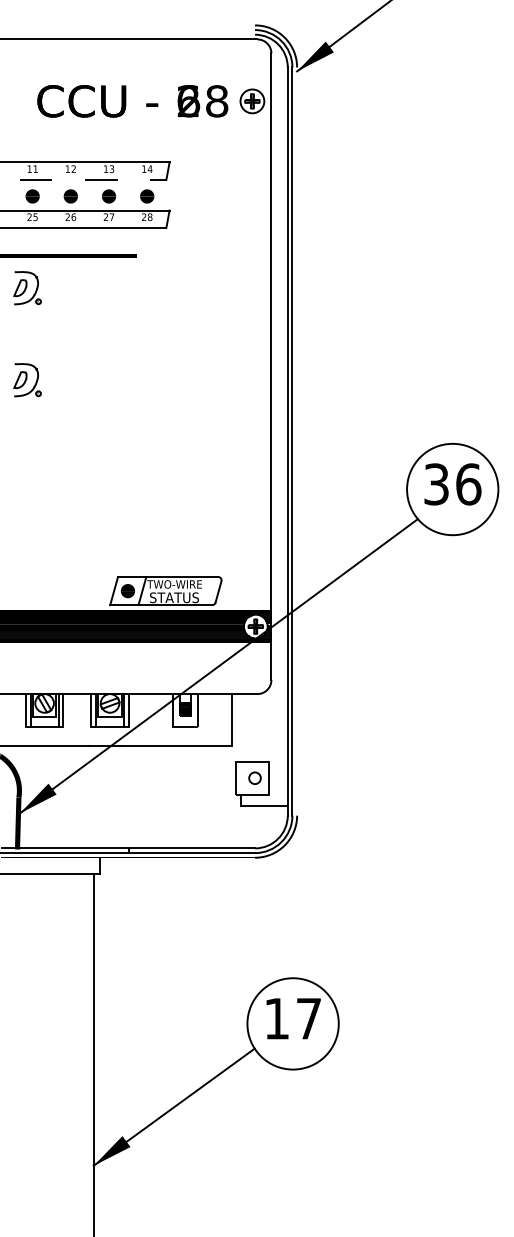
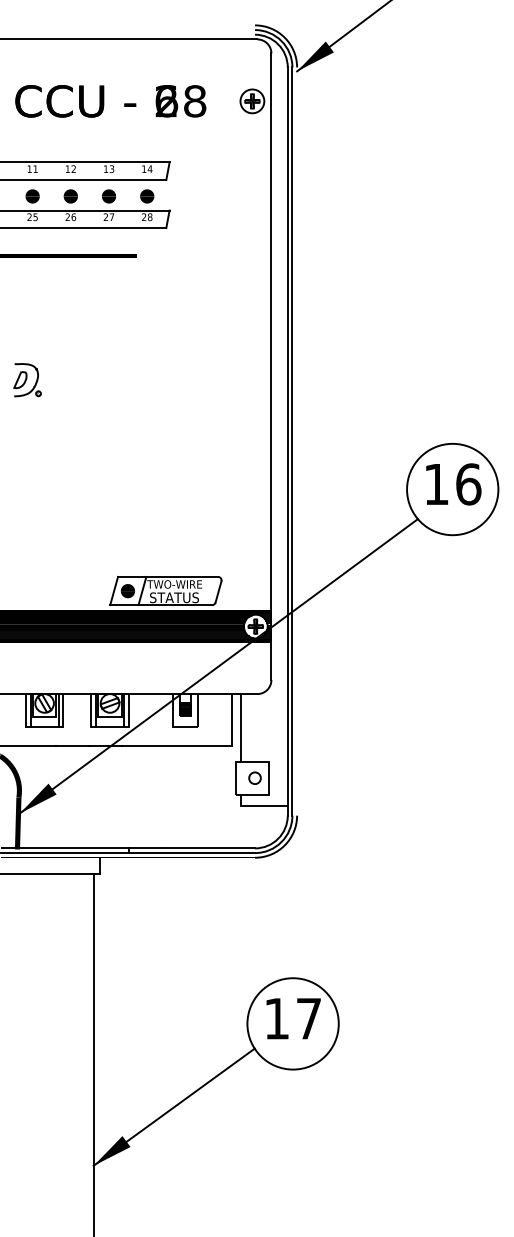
text position: (132, 101) -> (110, 101) (110, 101)
line: dashed -> solid (83, 180)
part: present -> none (27, 288)
text: 36 -> 16 (436, 484)
line: none -> present (241, 727)
